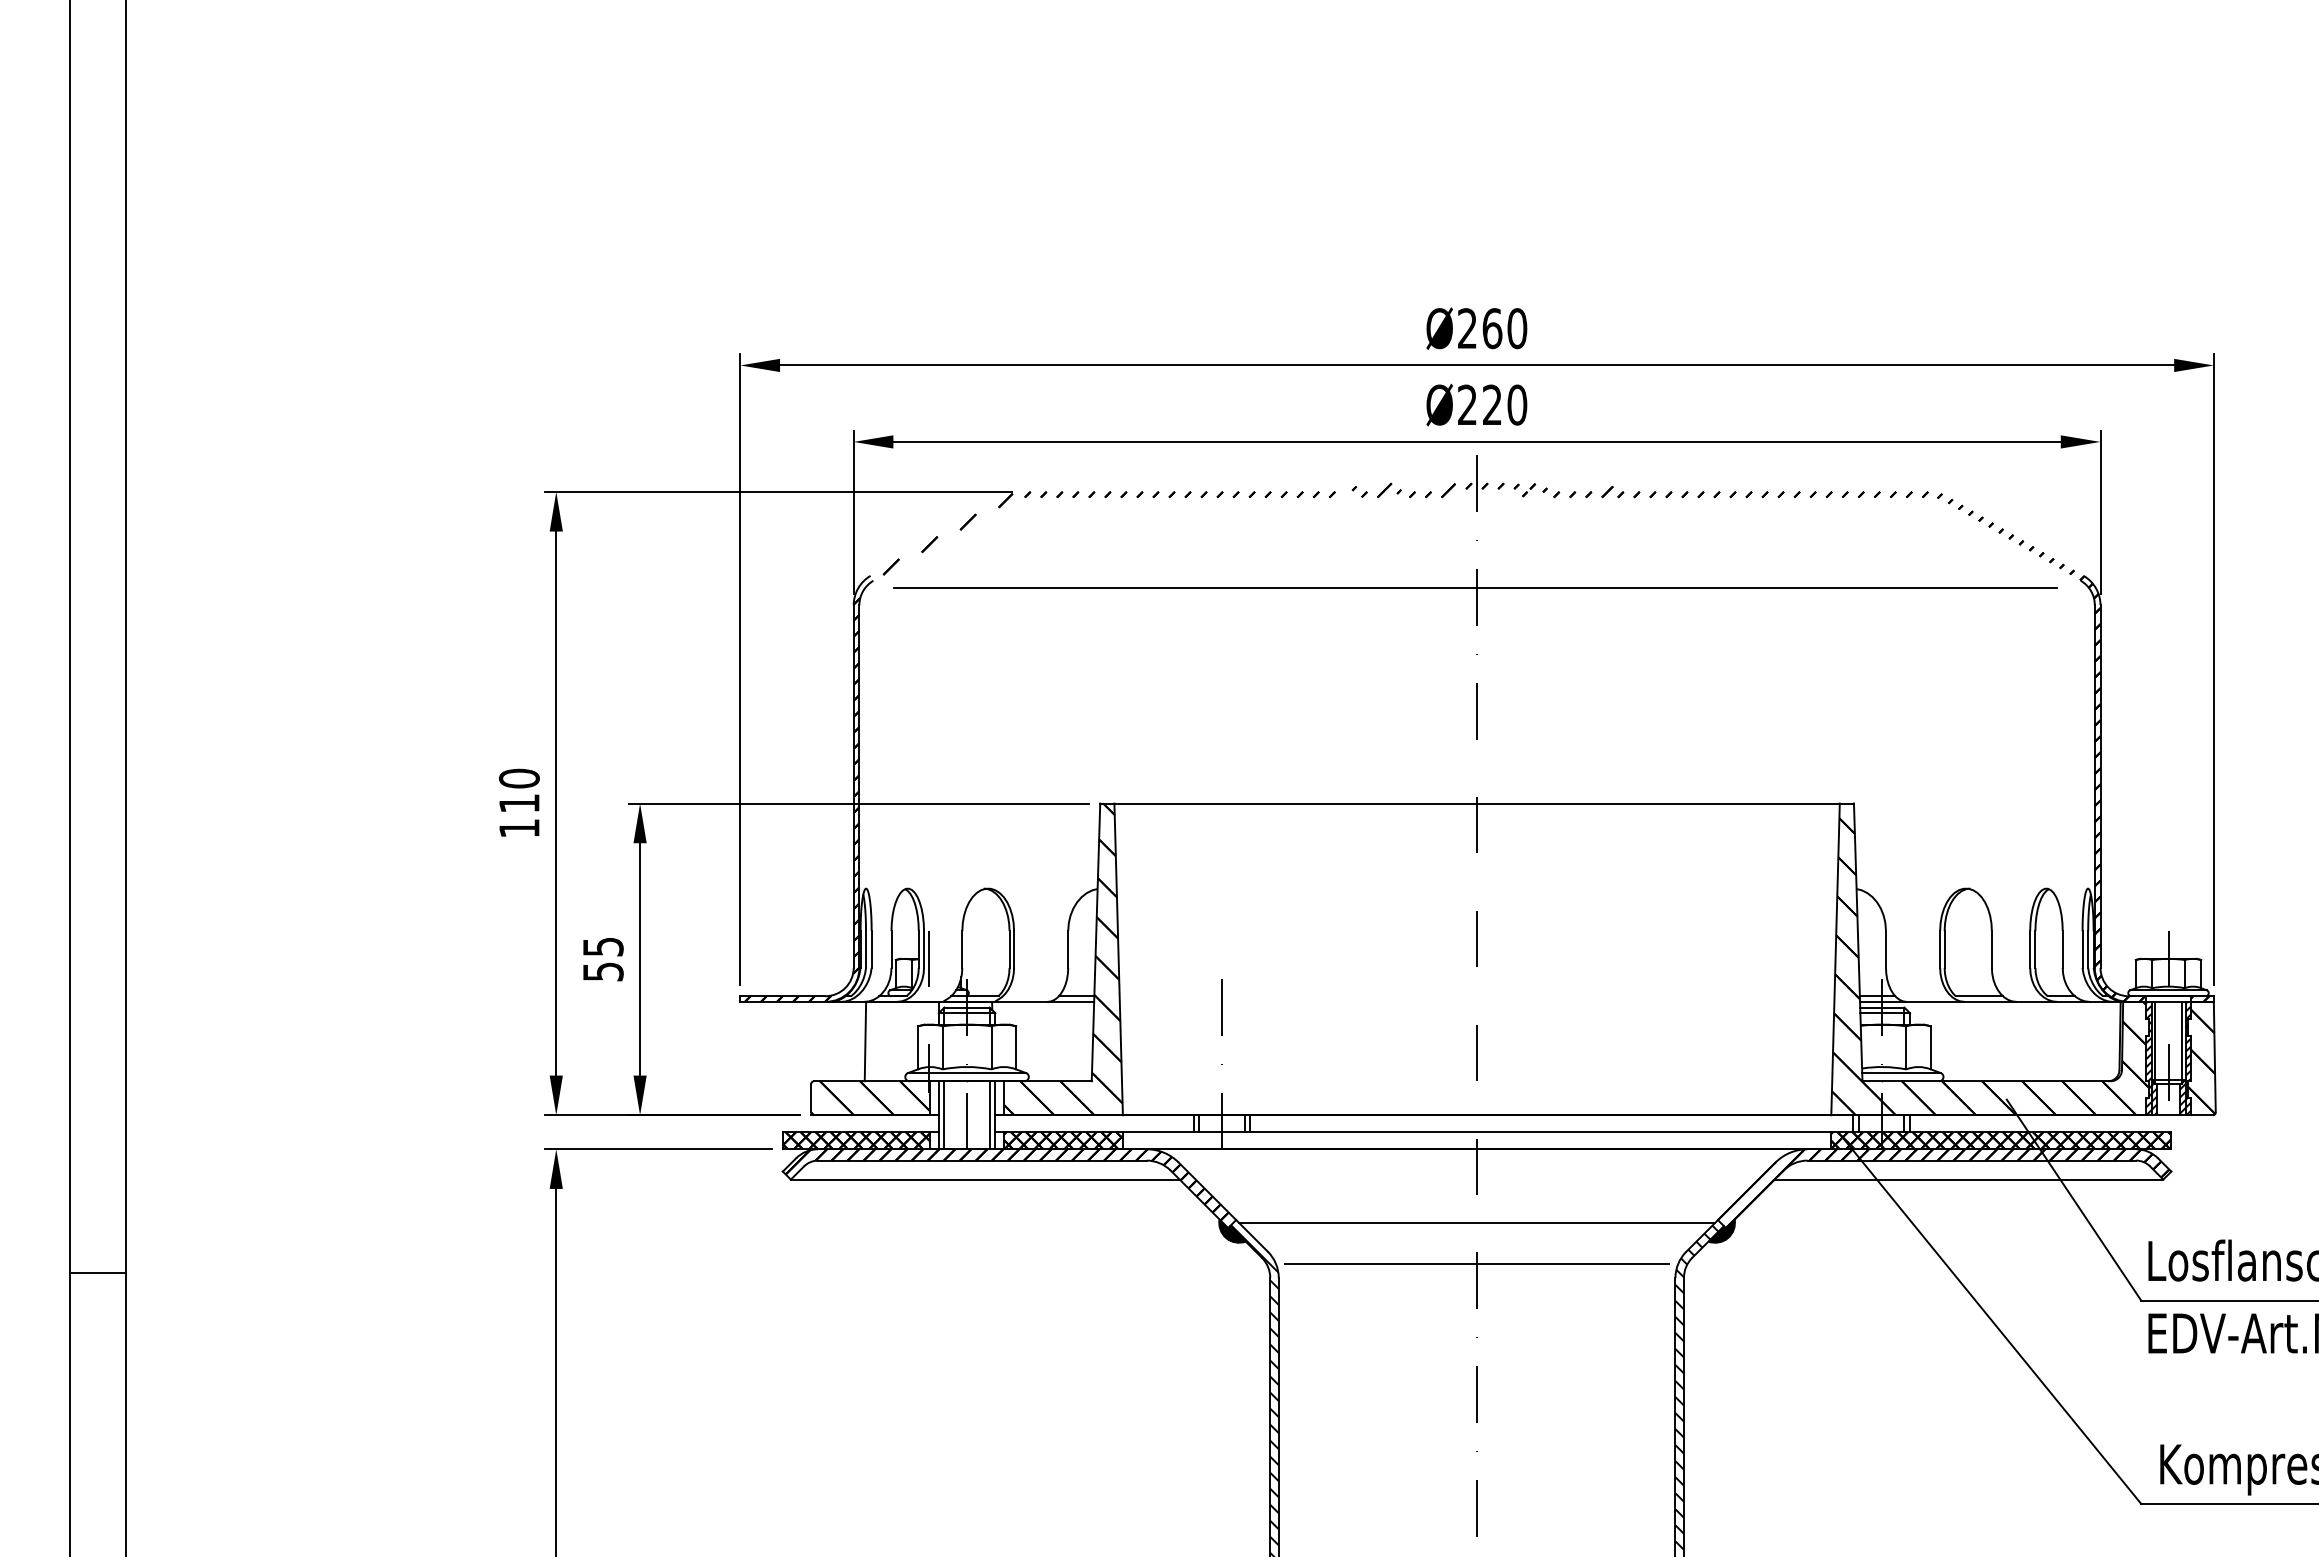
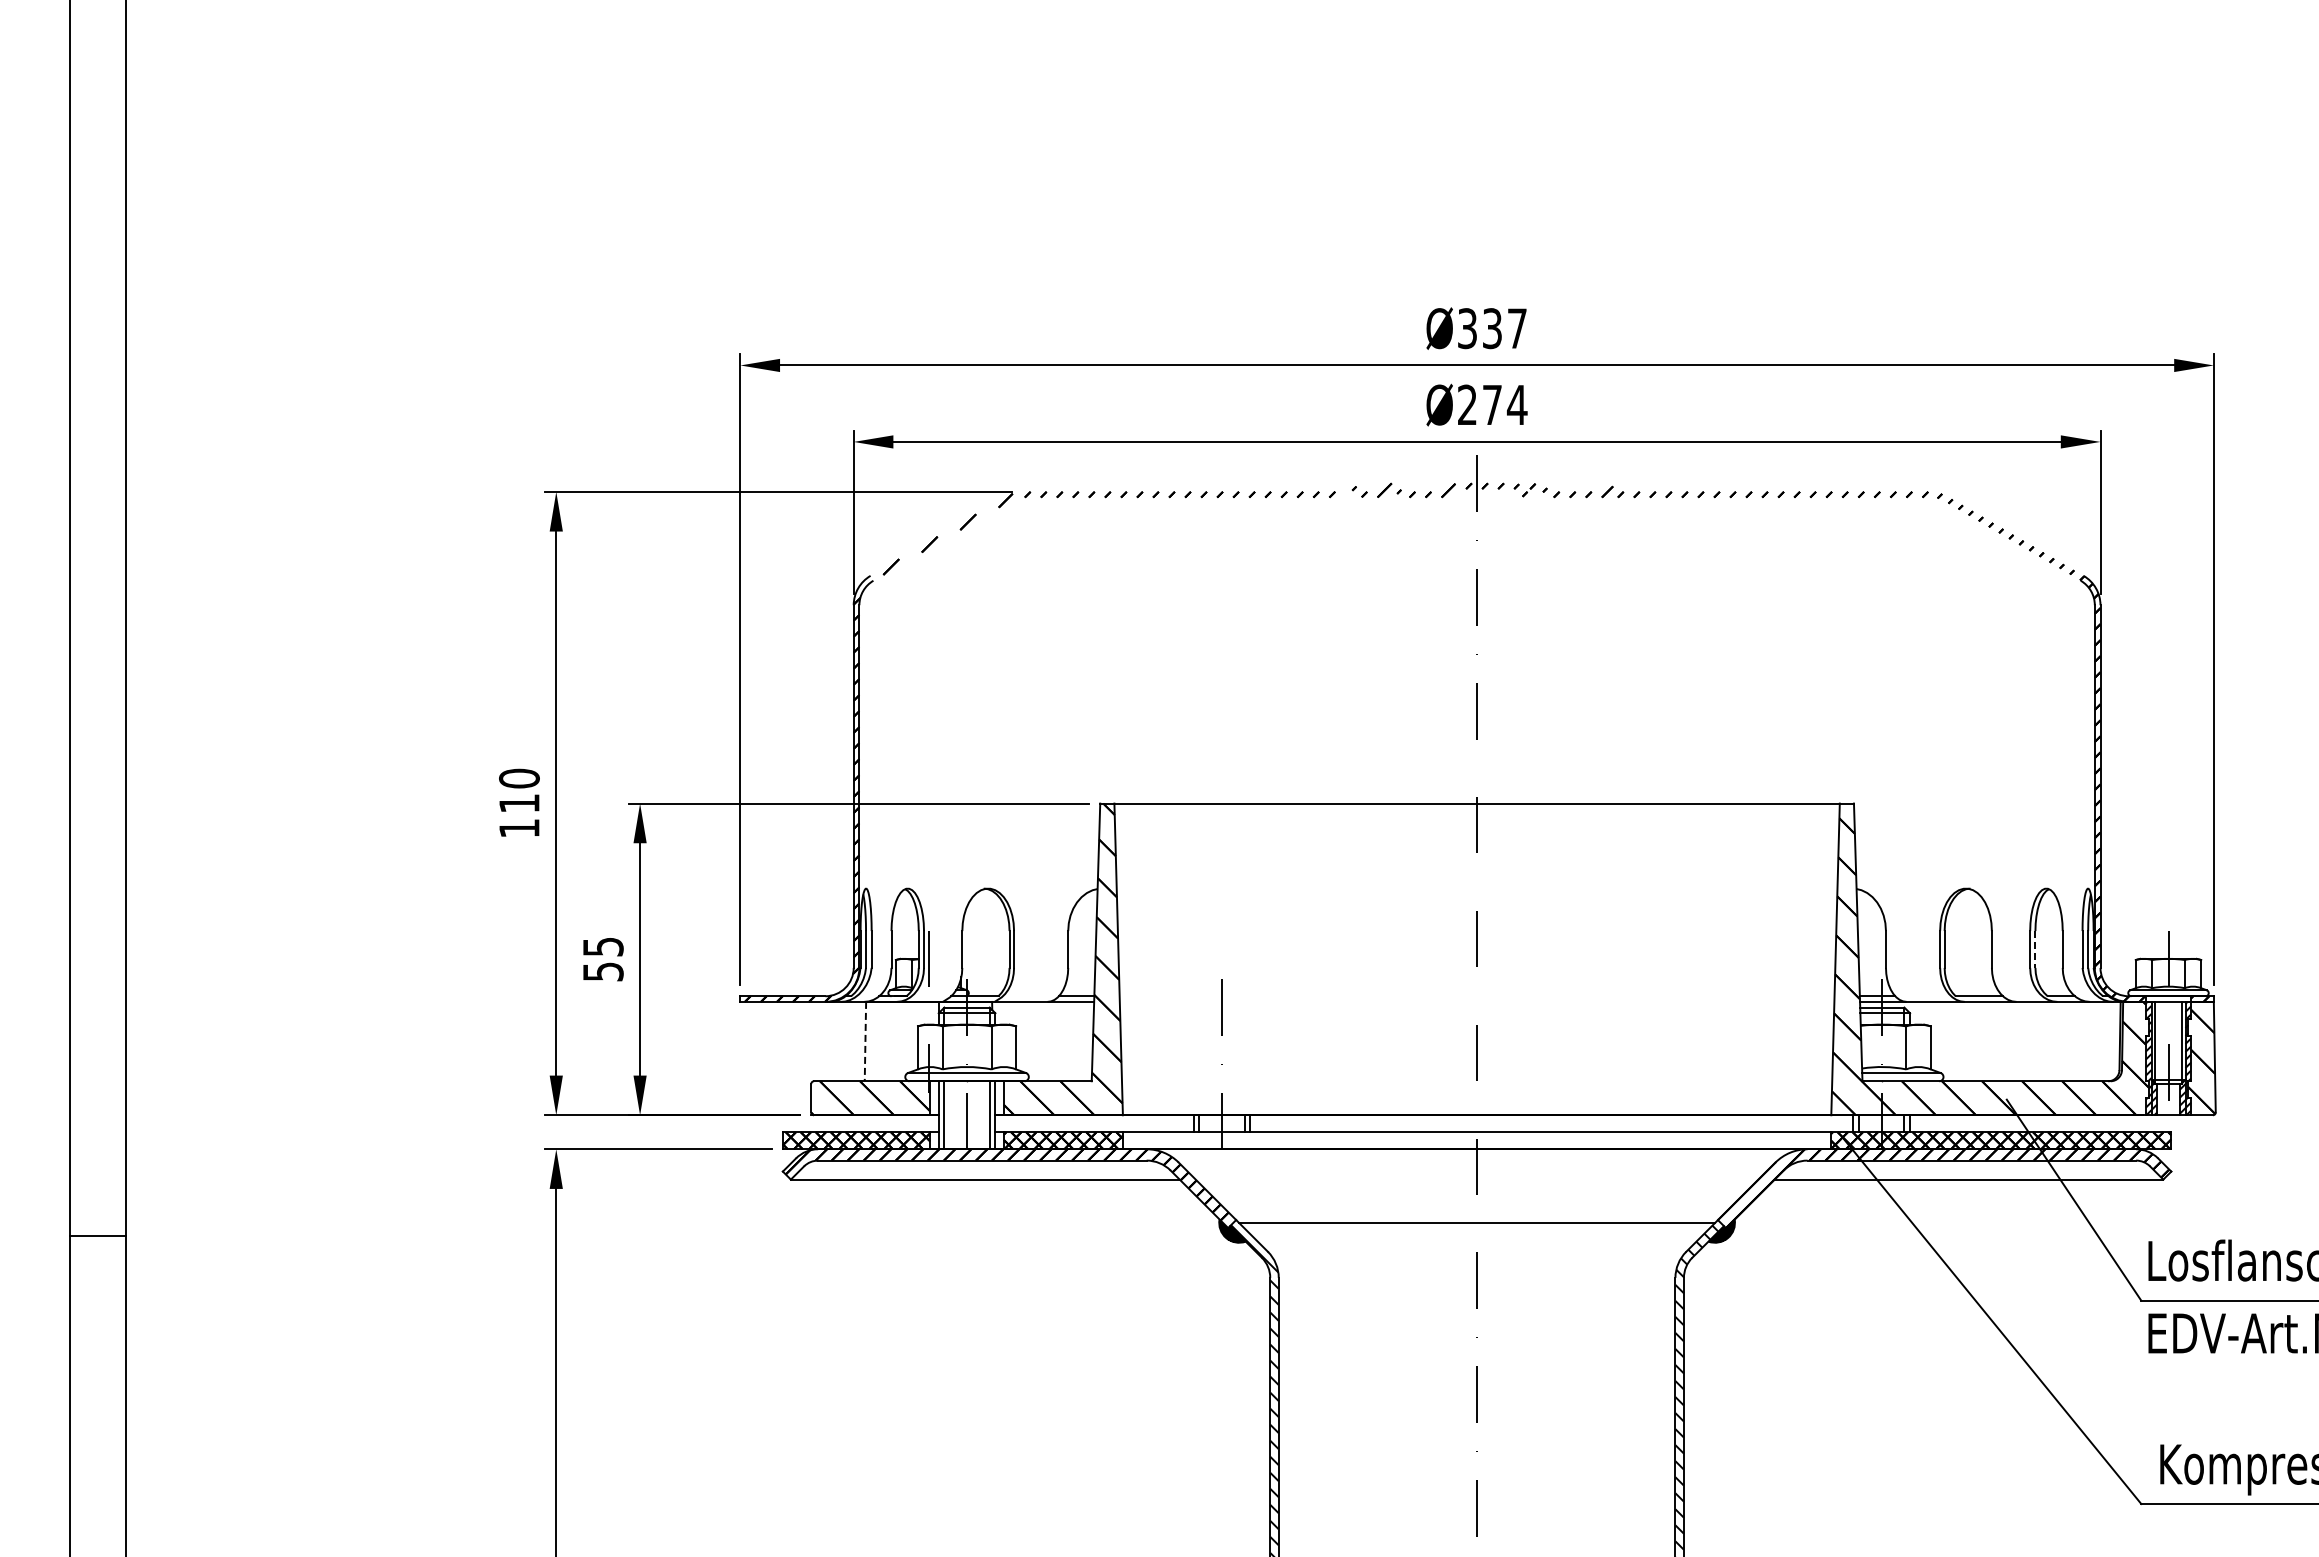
text: Ø260 -> Ø337 (1492, 328)
text: Ø220 -> Ø274 (1505, 404)
line: present -> none (1475, 588)
line: solid -> dashed (2035, 950)
line: solid -> dashed (865, 1041)
line: present -> none (1477, 1263)
line position: (97, 1273) -> (97, 1236) (97, 1236)
